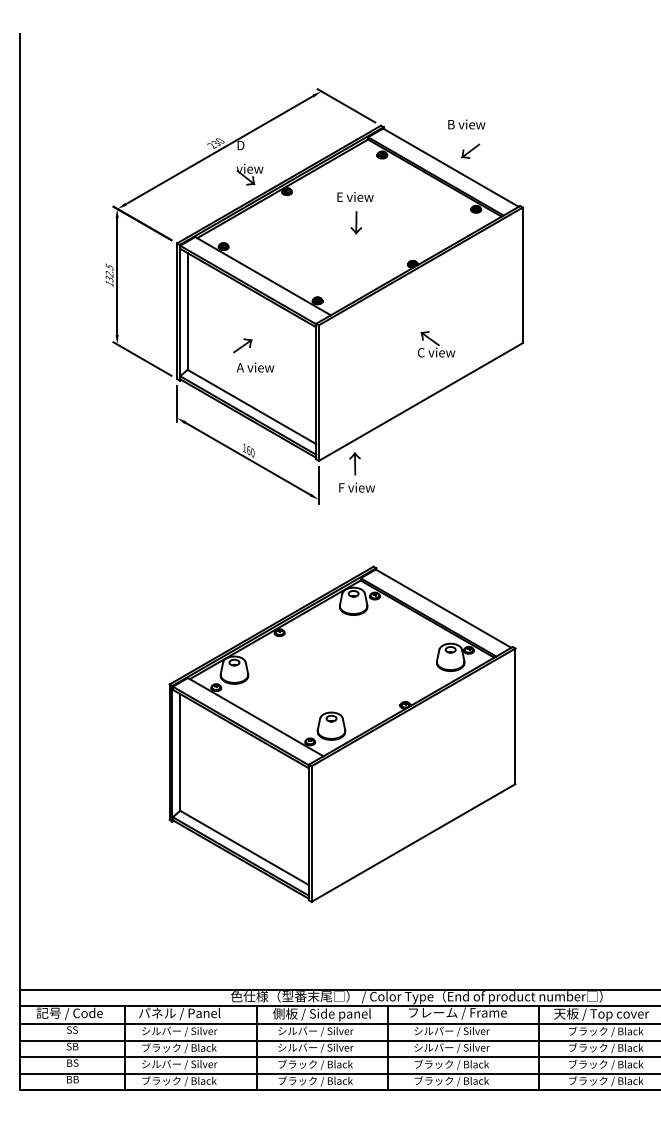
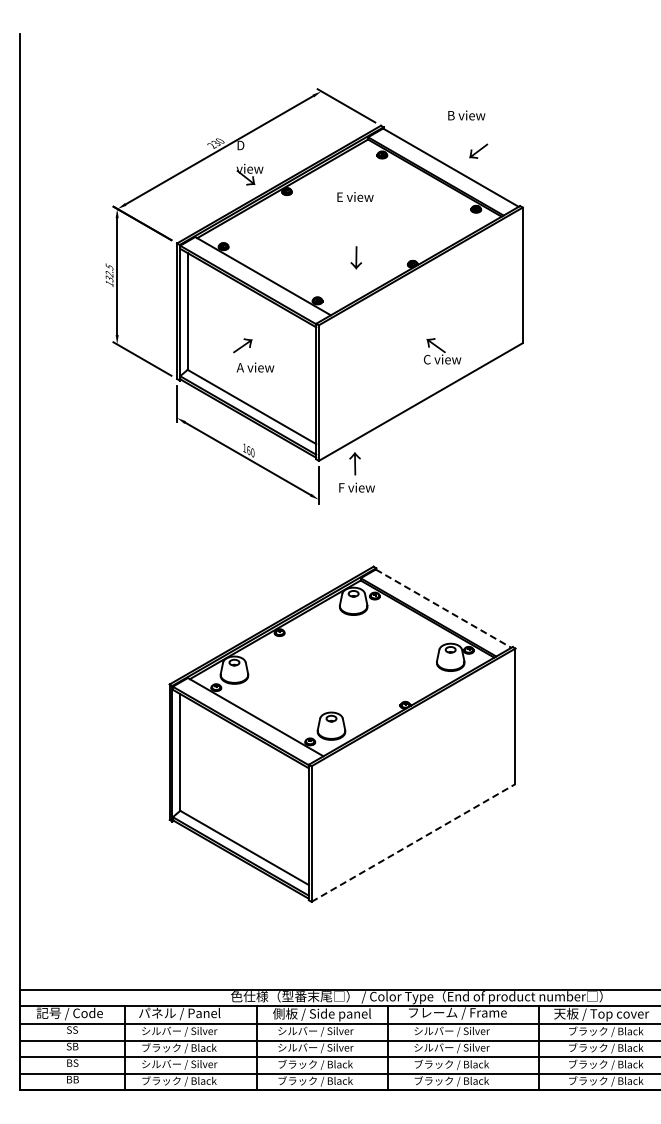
text position: (466, 124) -> (466, 115) (466, 115)
text position: (470, 150) -> (478, 150) (478, 150)
text position: (355, 222) -> (355, 257) (355, 257)
text position: (436, 344) -> (442, 351) (442, 351)
line: solid -> dashed (444, 608)
line: solid -> dashed (413, 843)
